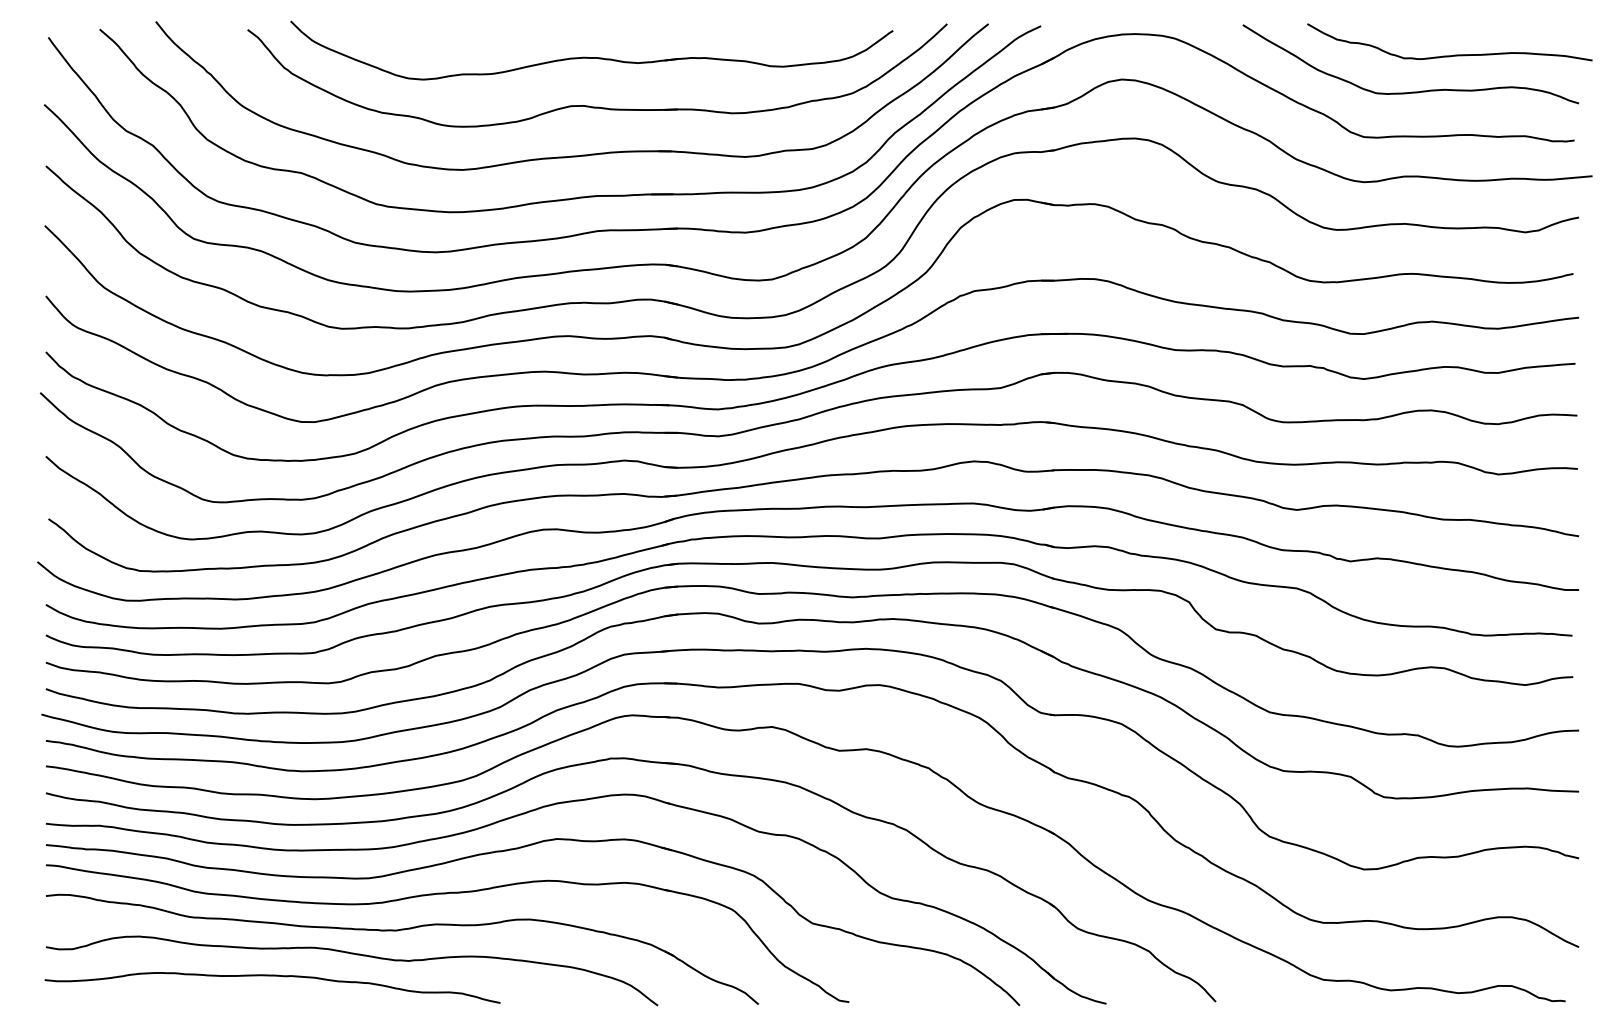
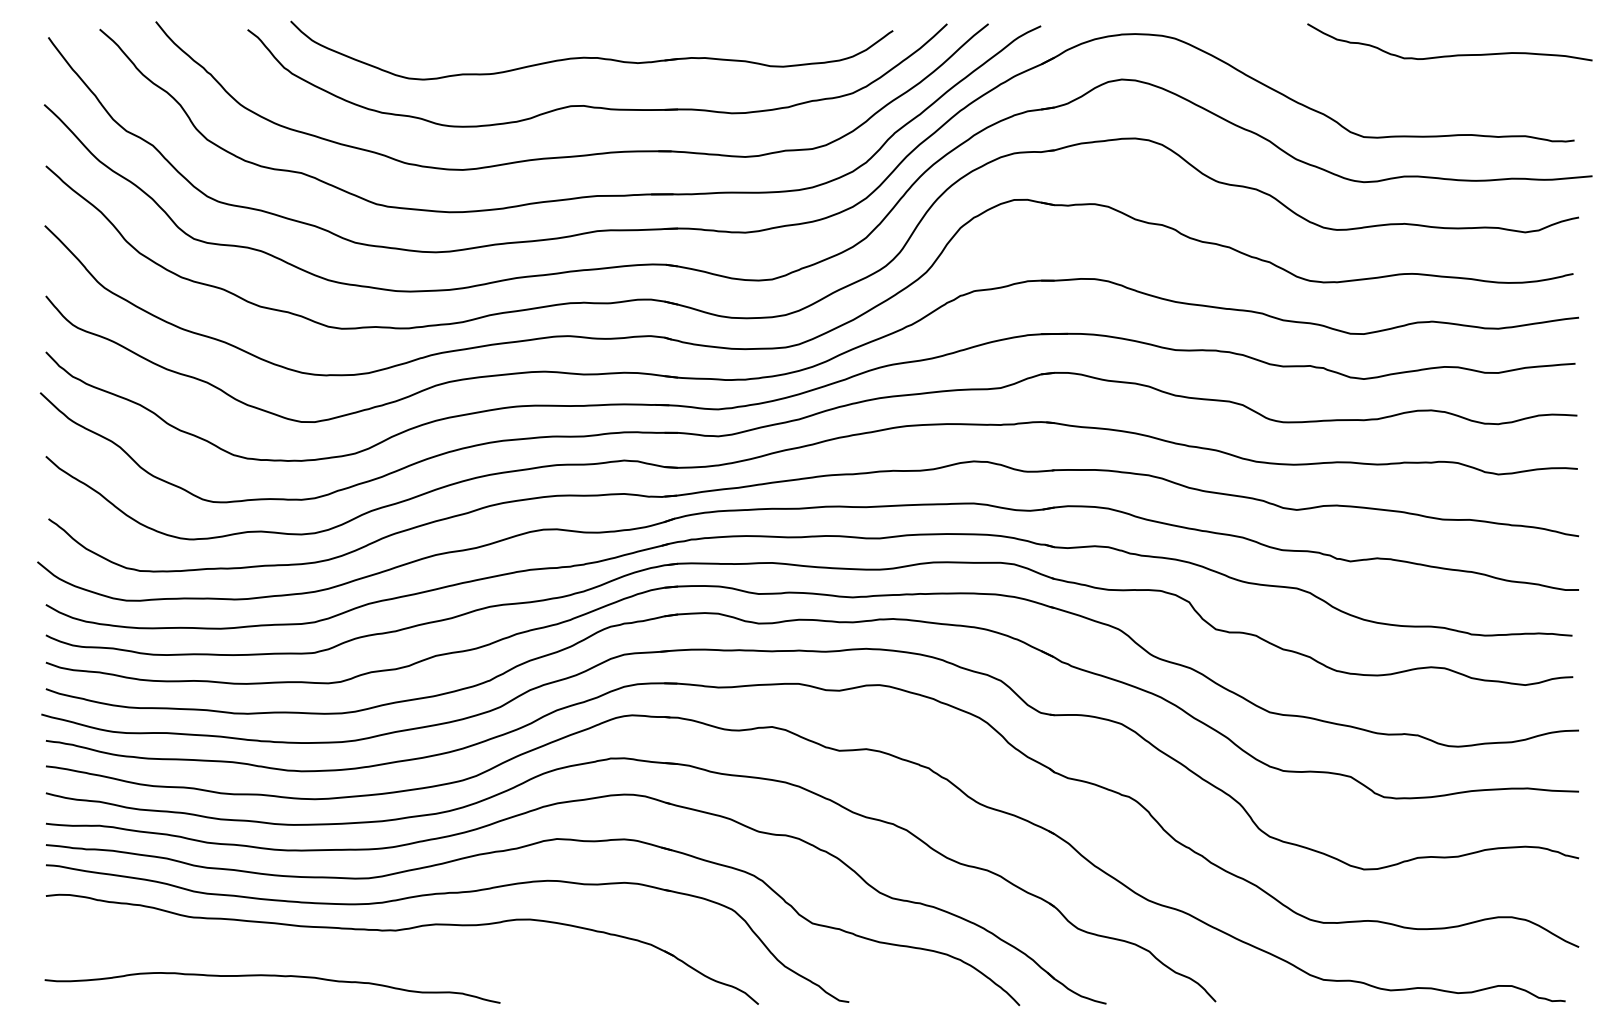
curve: present -> none (1411, 91)
curve: present -> none (356, 955)
